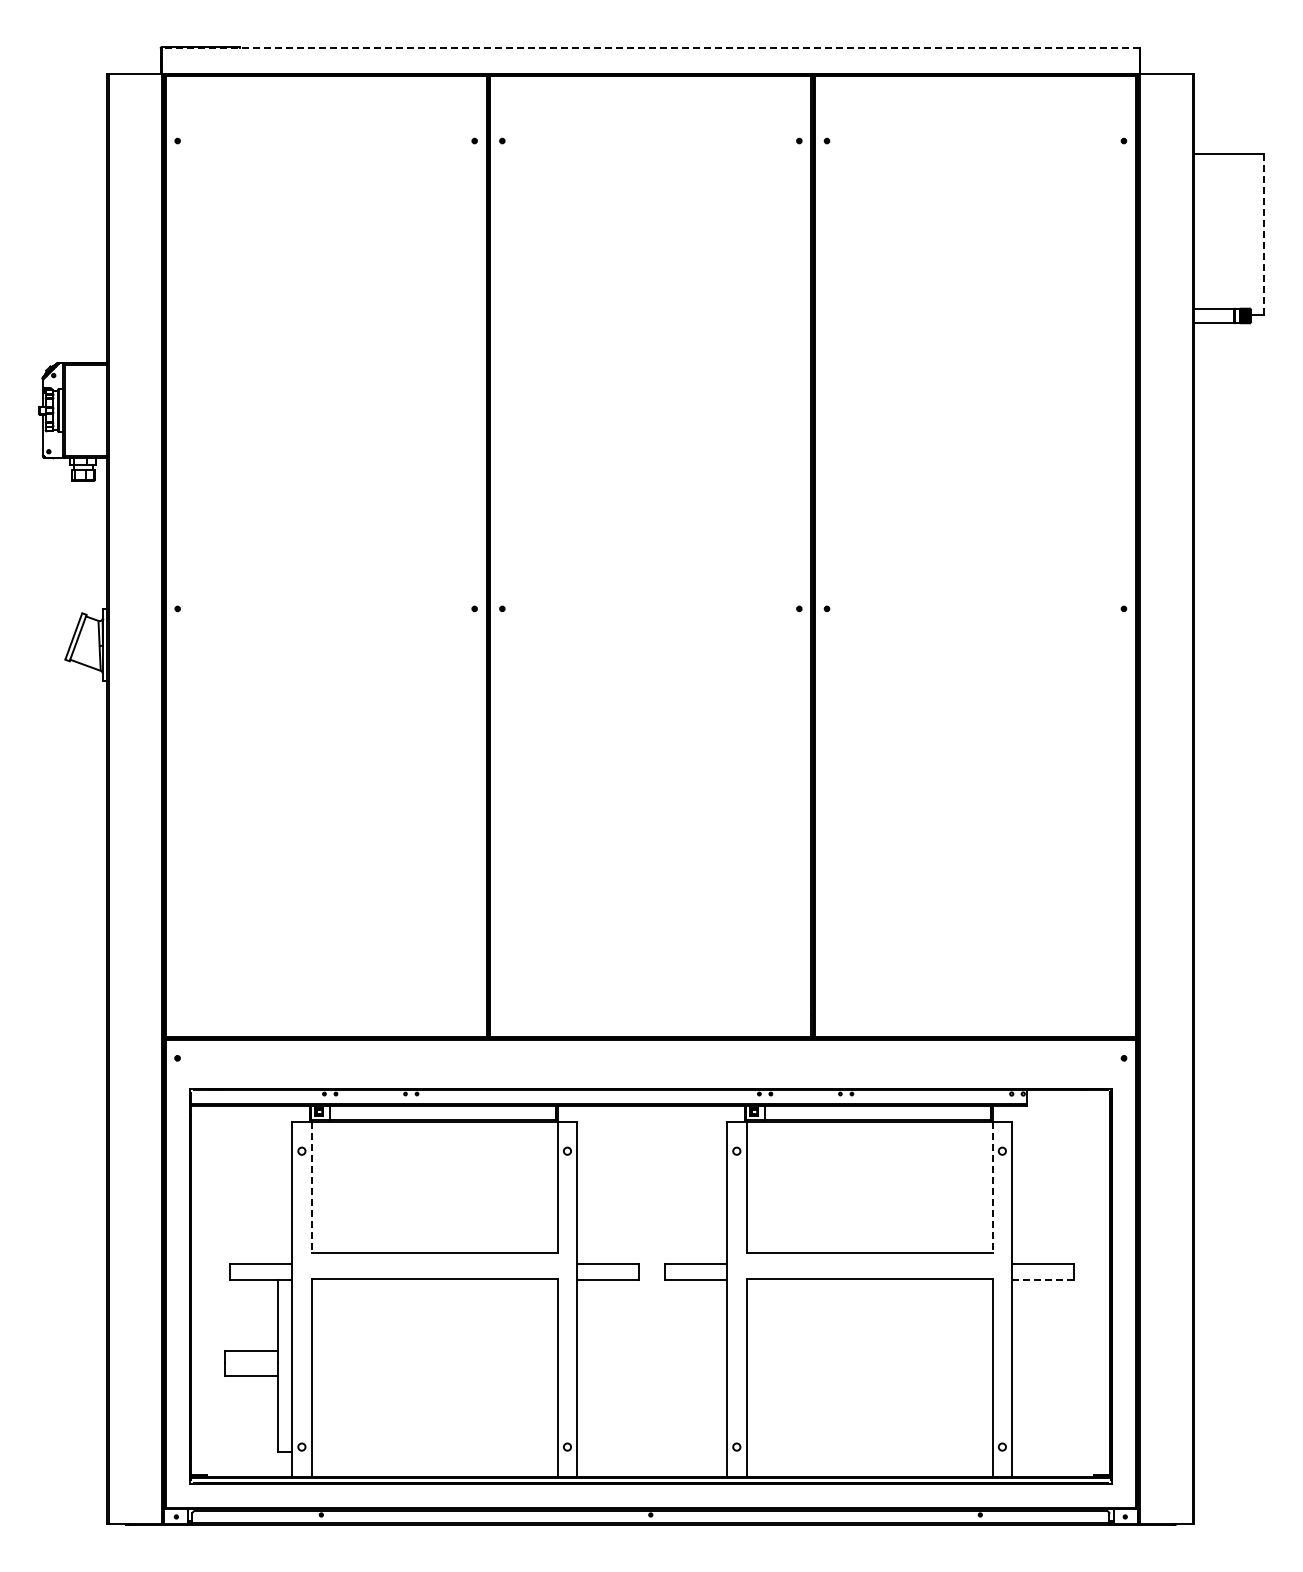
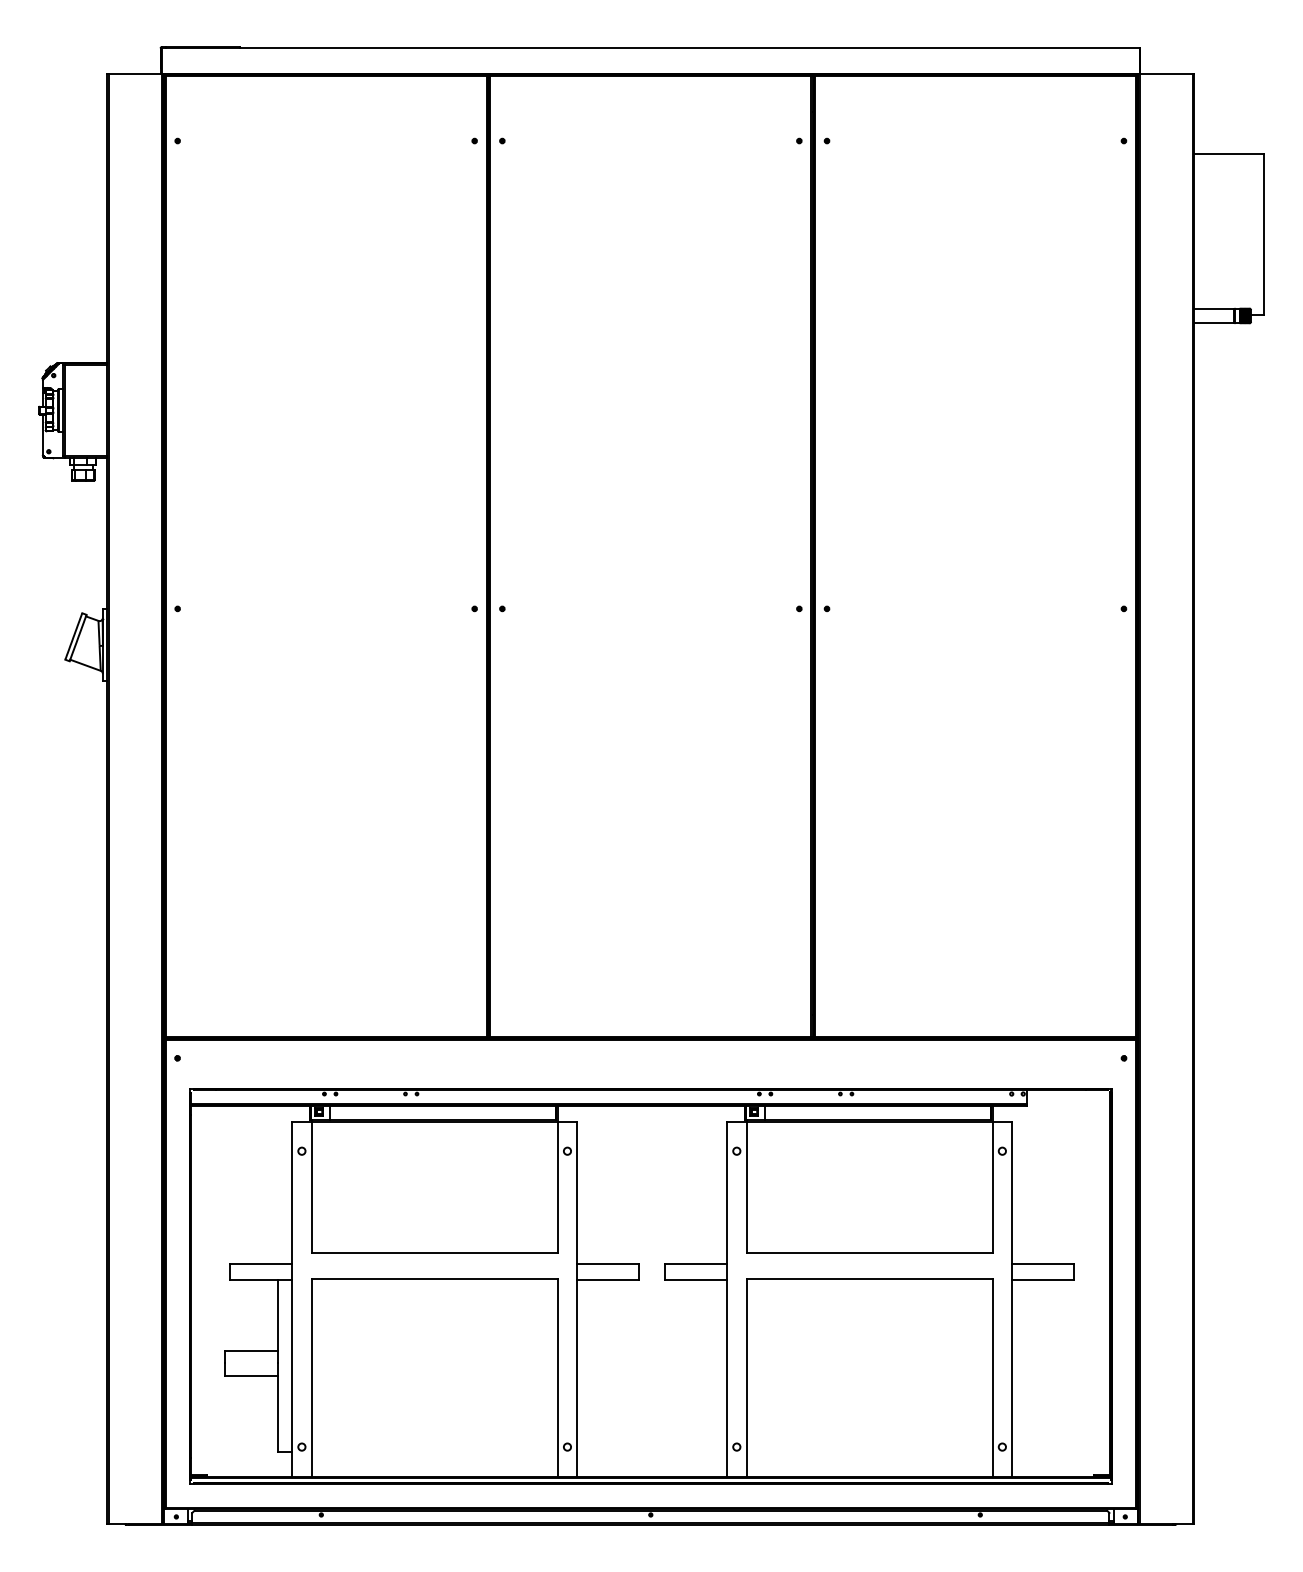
line: dashed -> solid (650, 47)
line: dashed -> solid (1263, 234)
line: dashed -> solid (311, 1187)
line: dashed -> solid (992, 1187)
line: dashed -> solid (1043, 1280)
